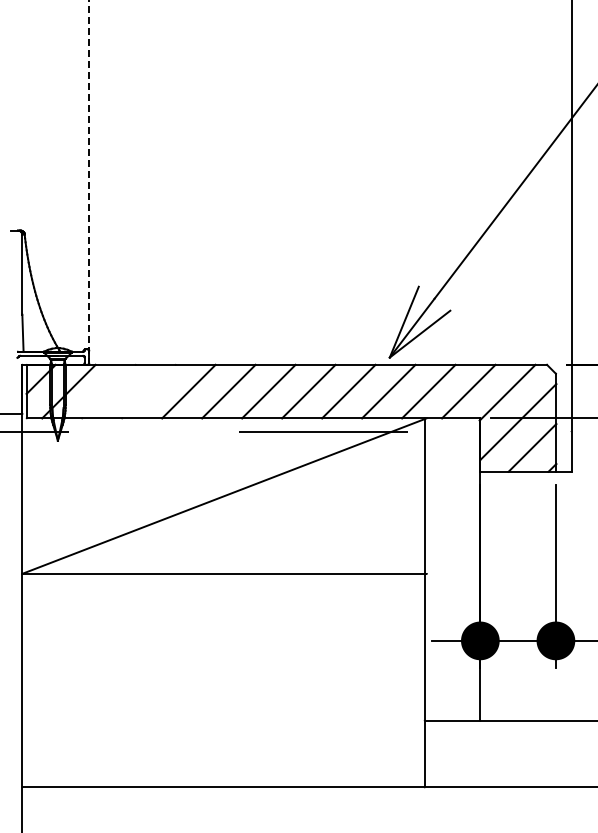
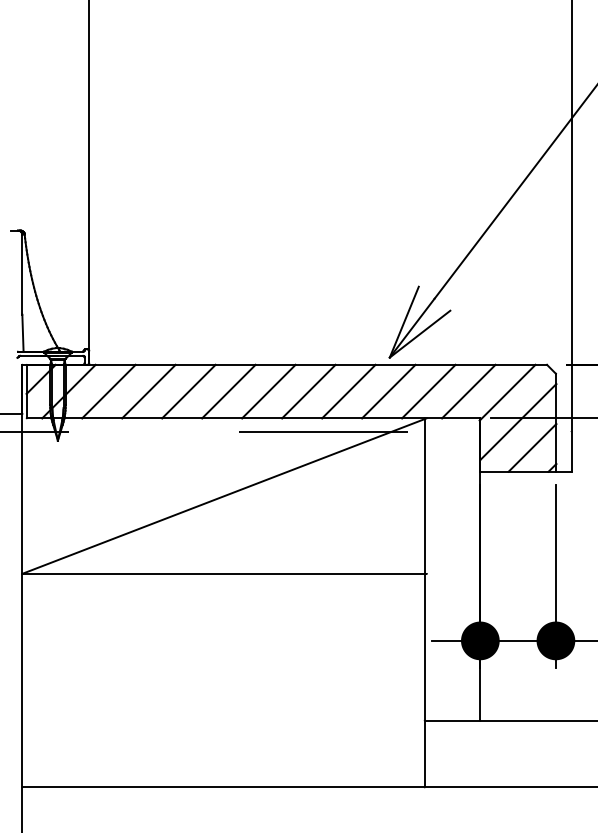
line: dashed -> solid (89, 182)
line: none -> present (108, 391)
line: none -> present (148, 391)
